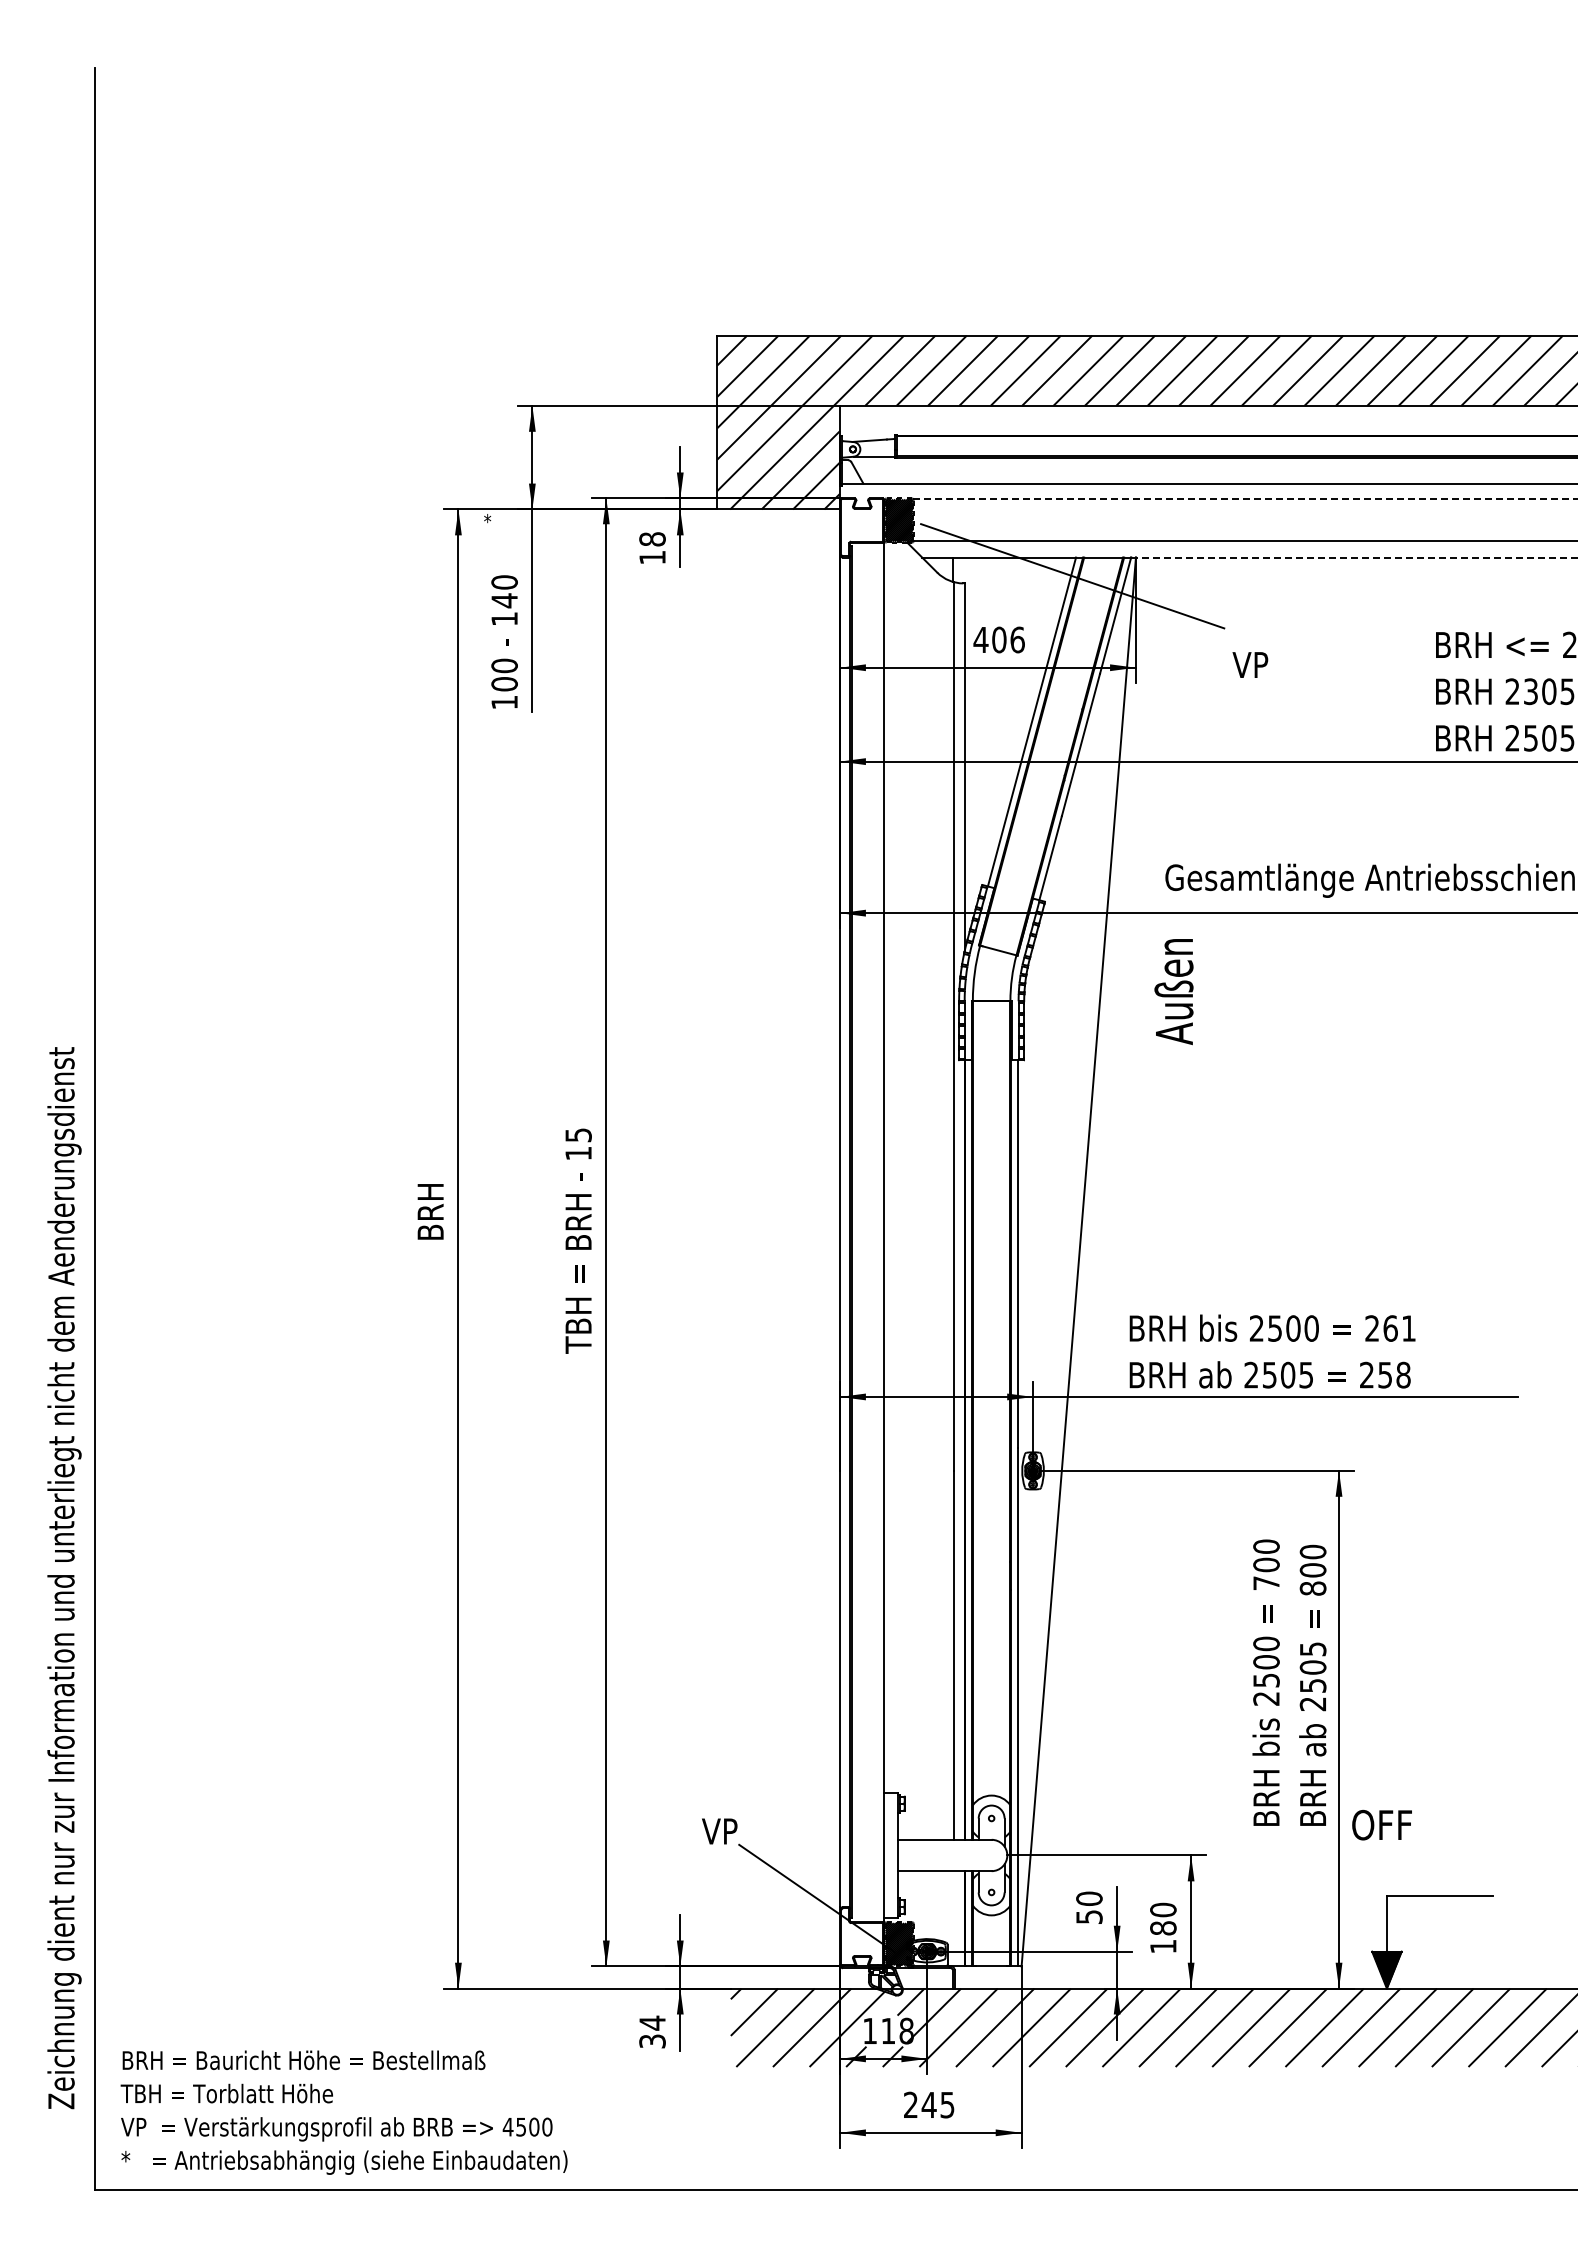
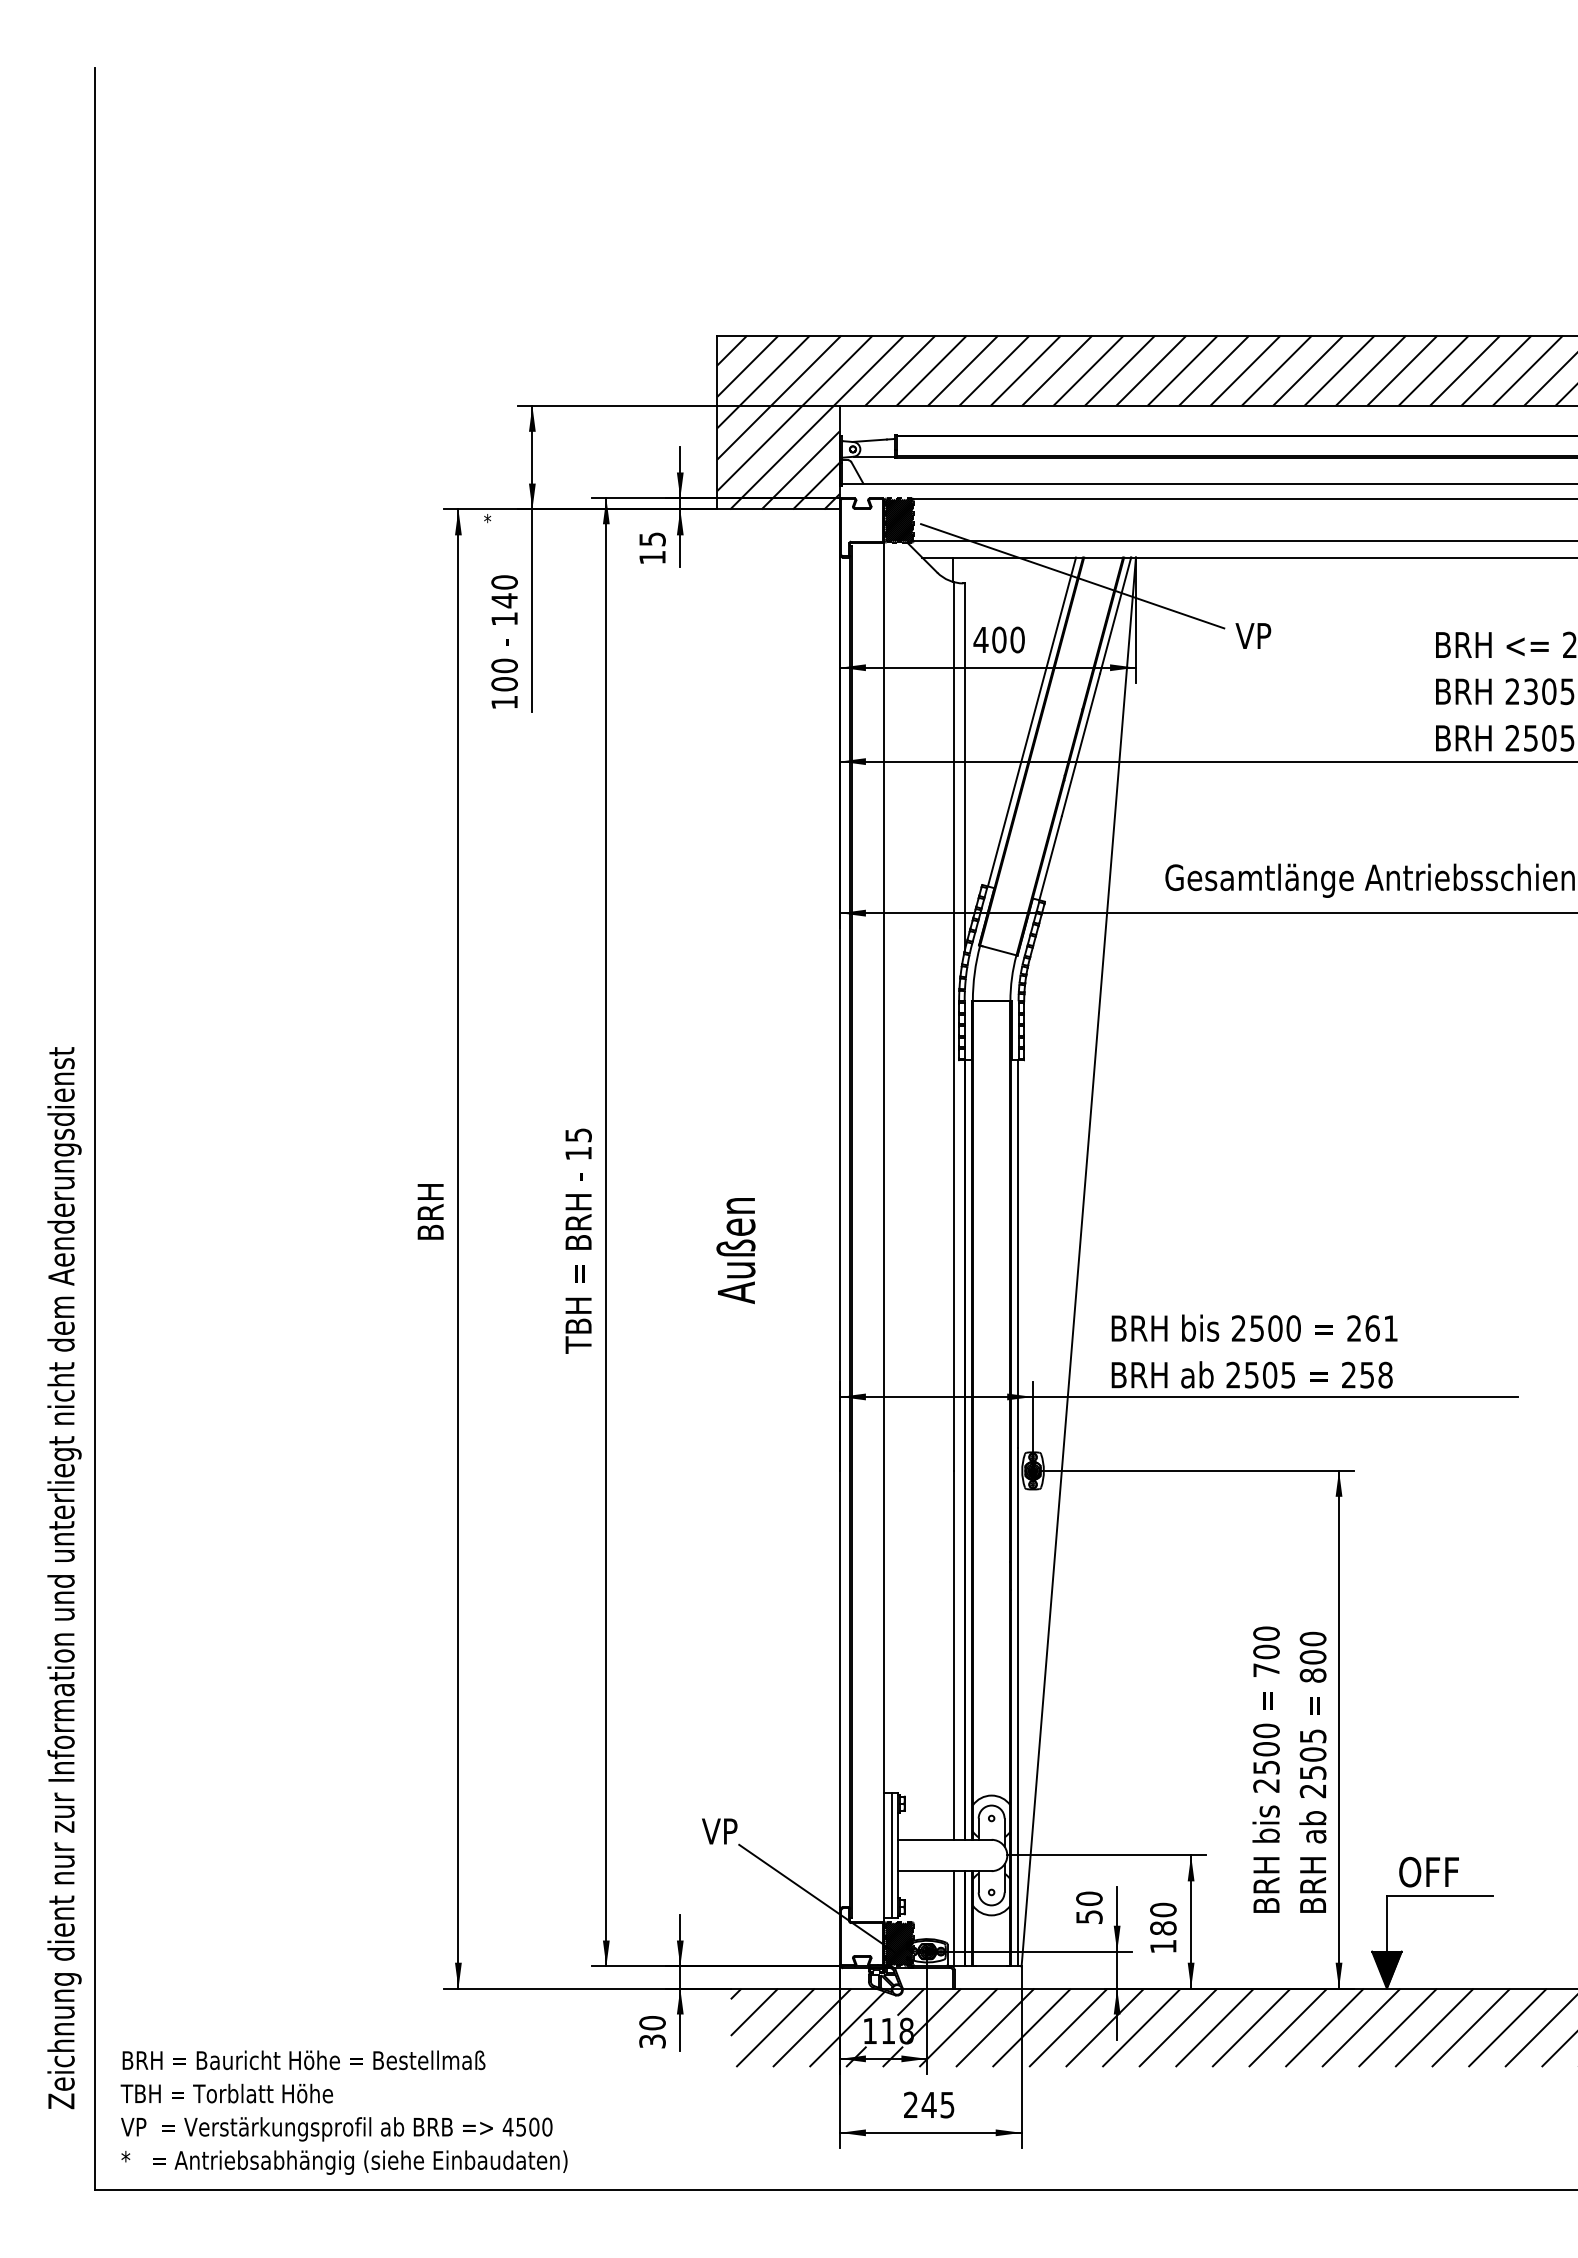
line: dashed -> solid (1245, 498)
text: 18 -> 15 (652, 539)
line: dashed -> solid (1356, 557)
text: 406 -> 400 (1017, 639)
text position: (1250, 664) -> (1253, 635) (1253, 635)
text position: (1173, 992) -> (735, 1251) (735, 1251)
text position: (1272, 1351) -> (1254, 1351) (1254, 1351)
text position: (1289, 1682) -> (1289, 1769) (1289, 1769)
text position: (1381, 1824) -> (1428, 1871) (1428, 1871)
line: none -> present (891, 1855)
line: none -> present (953, 1918)
text: 34 -> 30 (652, 2022)
